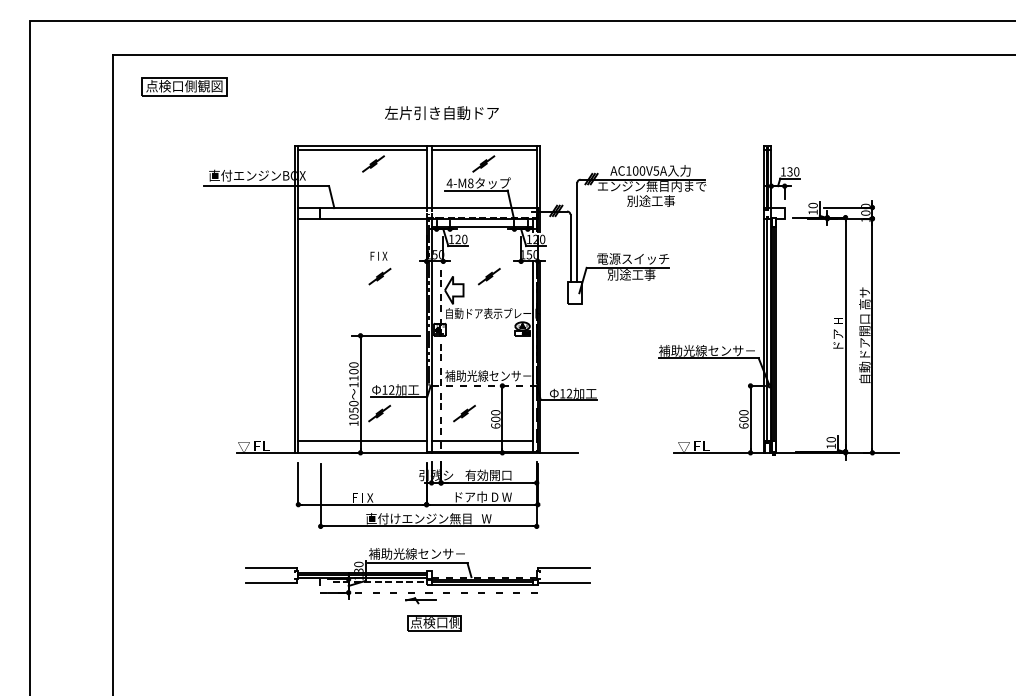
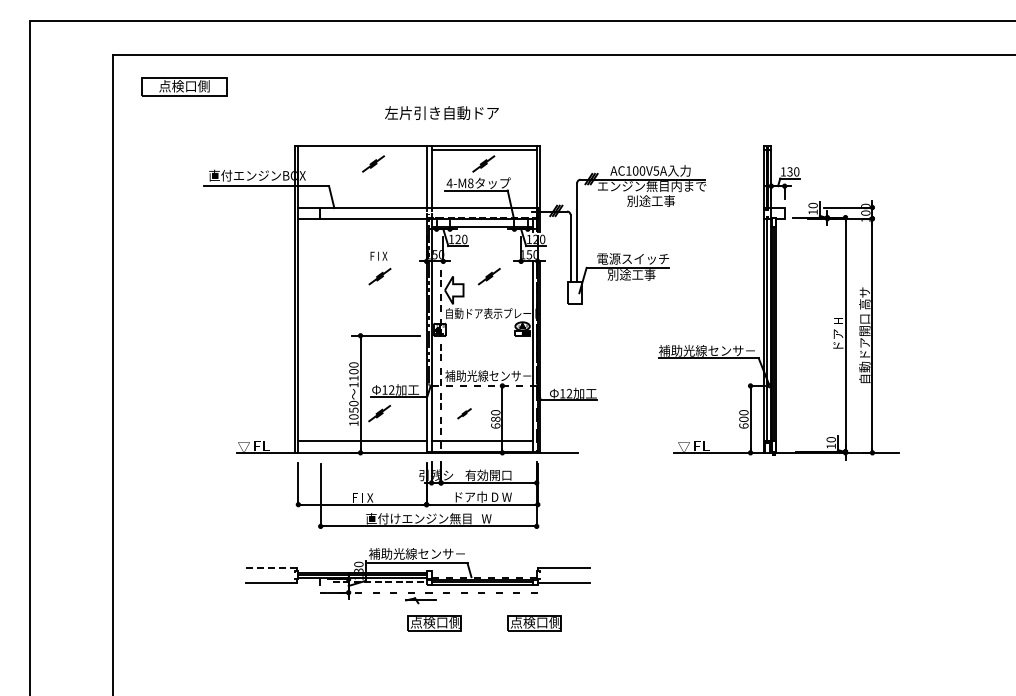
text: 点検口側観図 -> 点検口側 (184, 86)
line: present -> none (362, 149)
part size: 23x18 px -> 15x12 px (464, 413)
text: 600 -> 680 (496, 419)
line: solid -> dashed (271, 567)
part: none -> present (534, 623)
